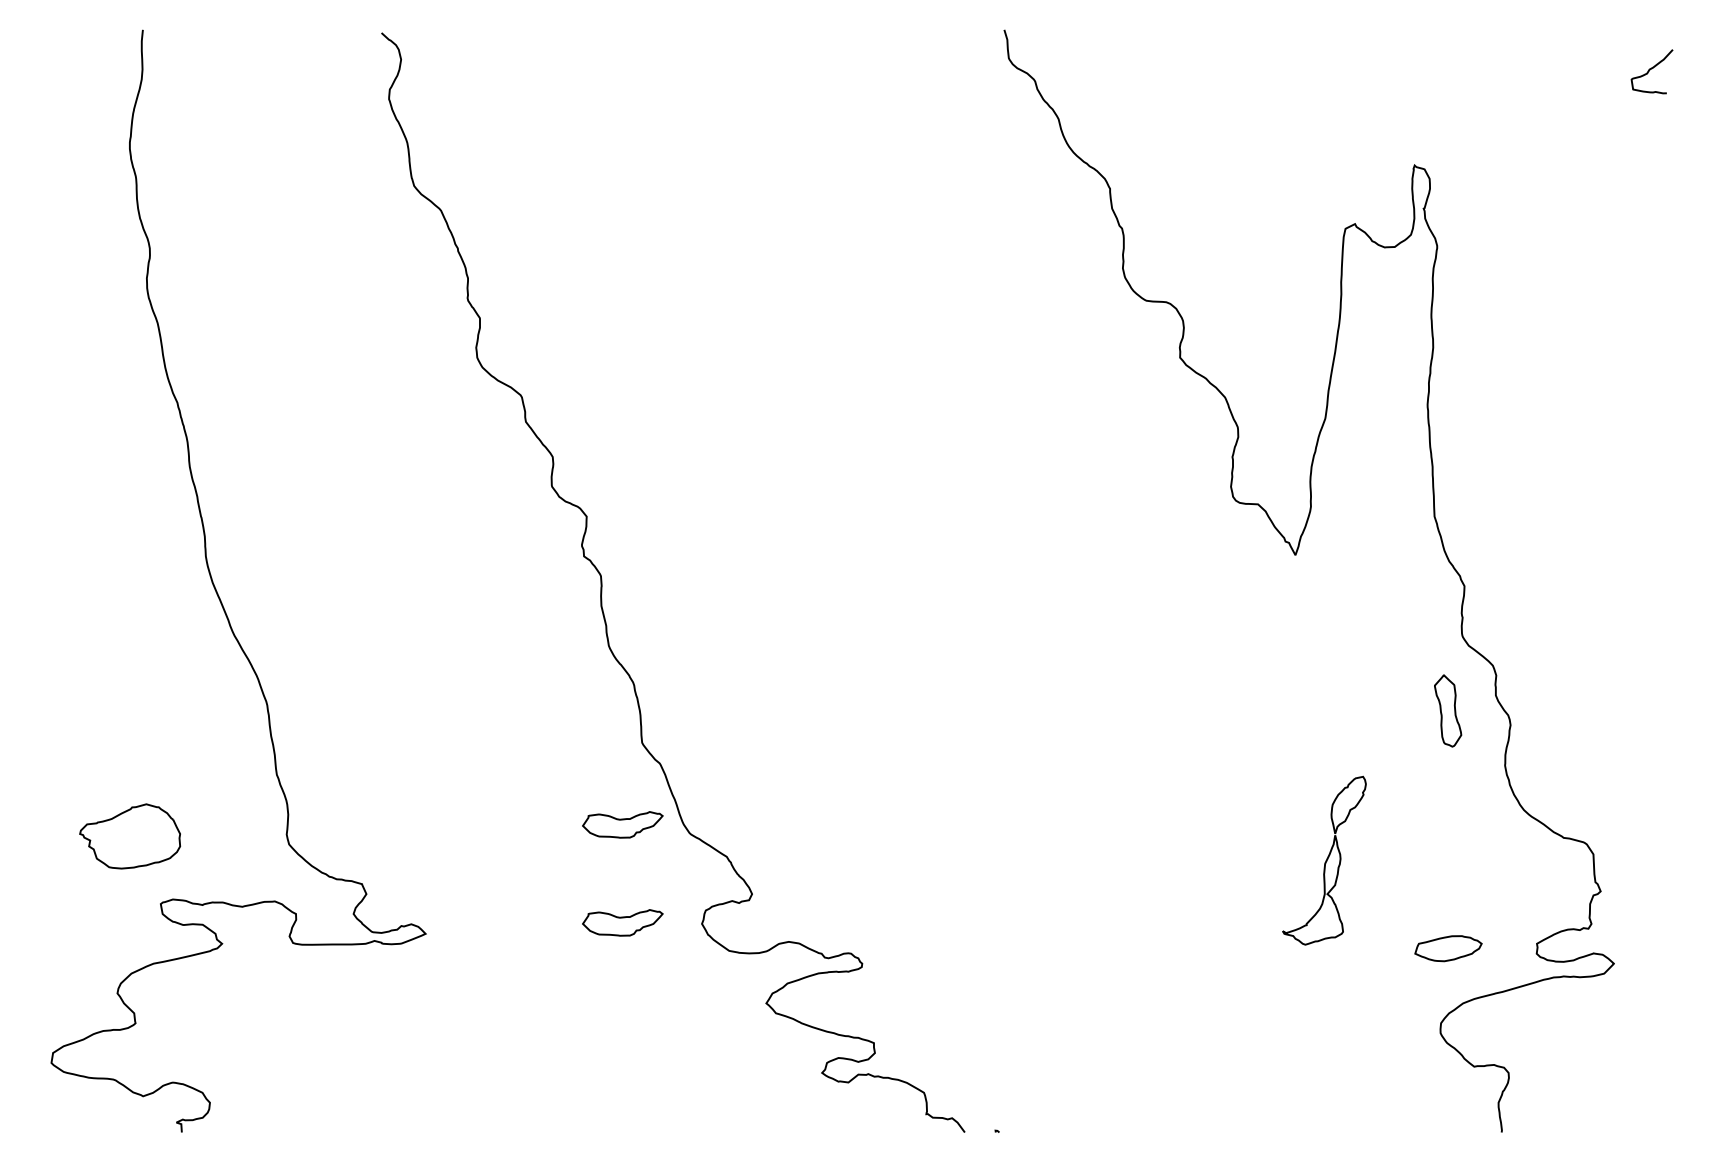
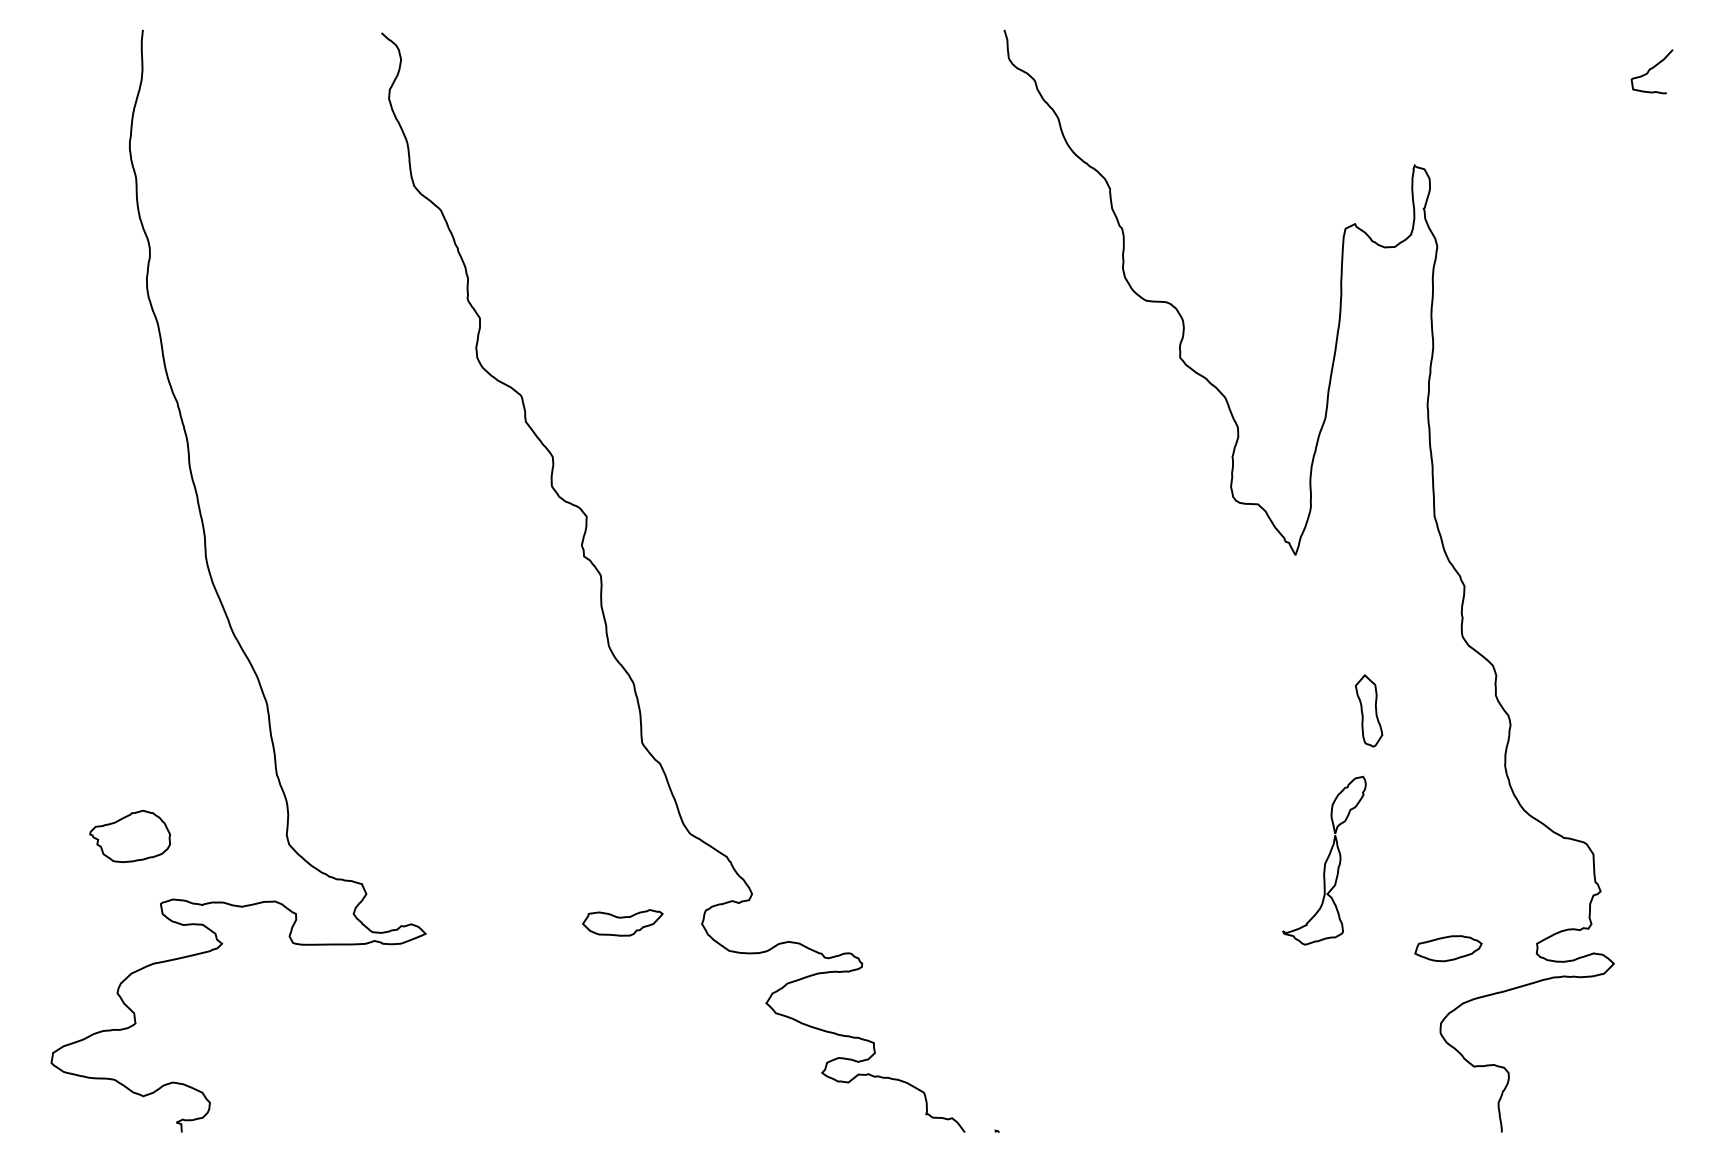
part position: (1448, 710) -> (1369, 710) (1369, 710)
part: present -> none (622, 824)
part size: 103x67 px -> 82x55 px (129, 836)
